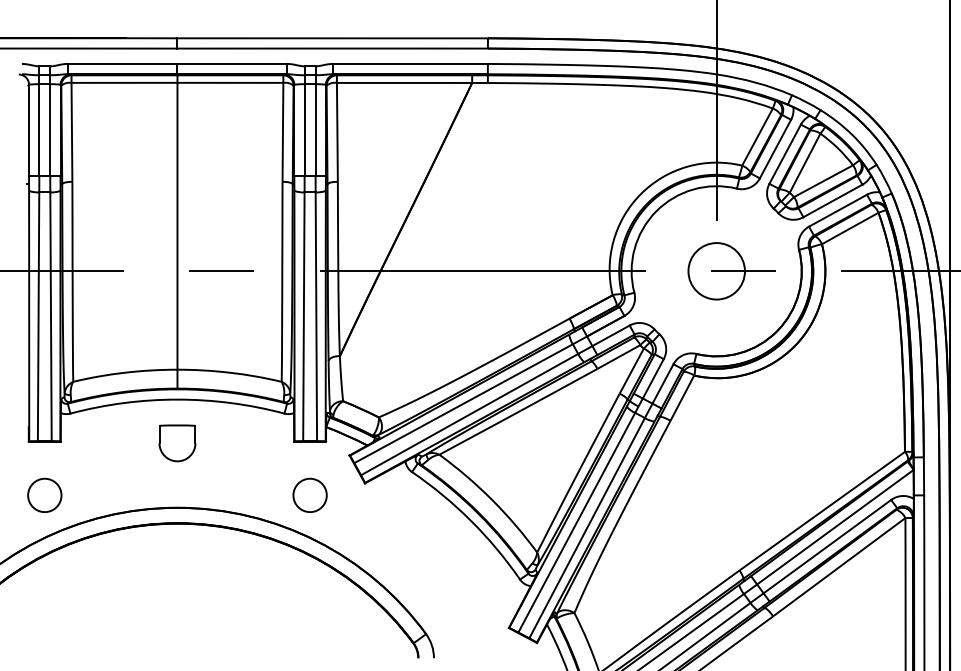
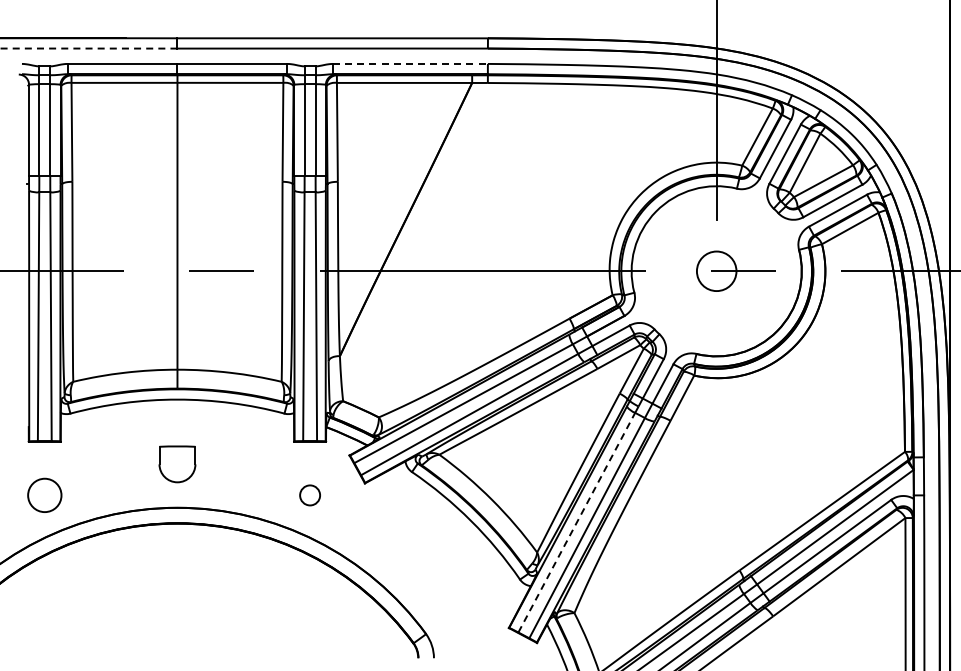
line: solid -> dashed (87, 48)
line: solid -> dashed (410, 63)
circle diameter: 56 px -> 40 px (716, 271)
part position: (177, 443) -> (177, 464) (177, 464)
circle diameter: 33 px -> 20 px (310, 495)
line: solid -> dashed (577, 522)
